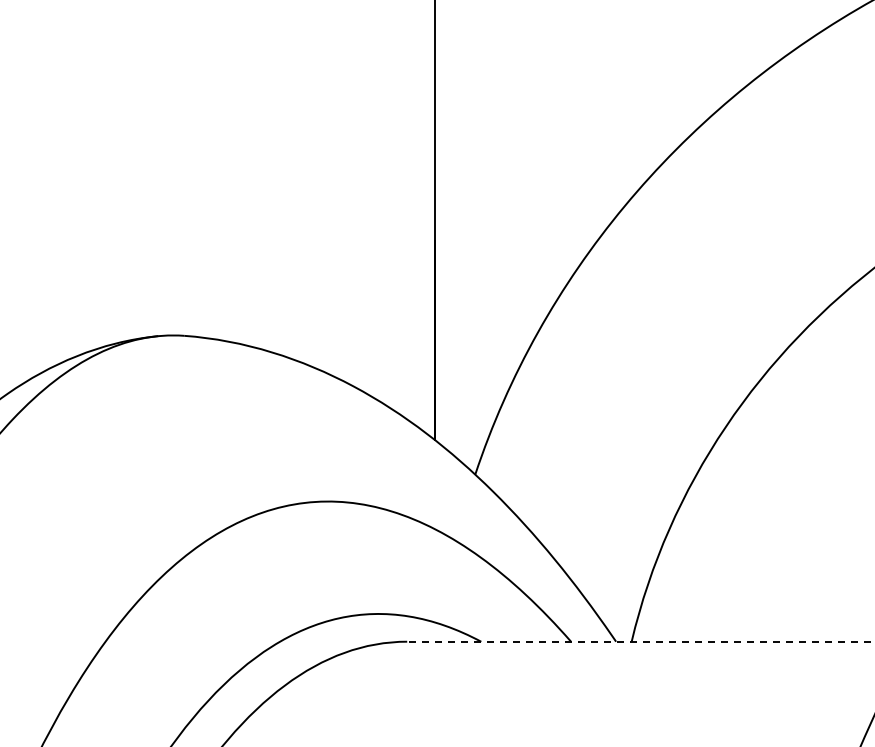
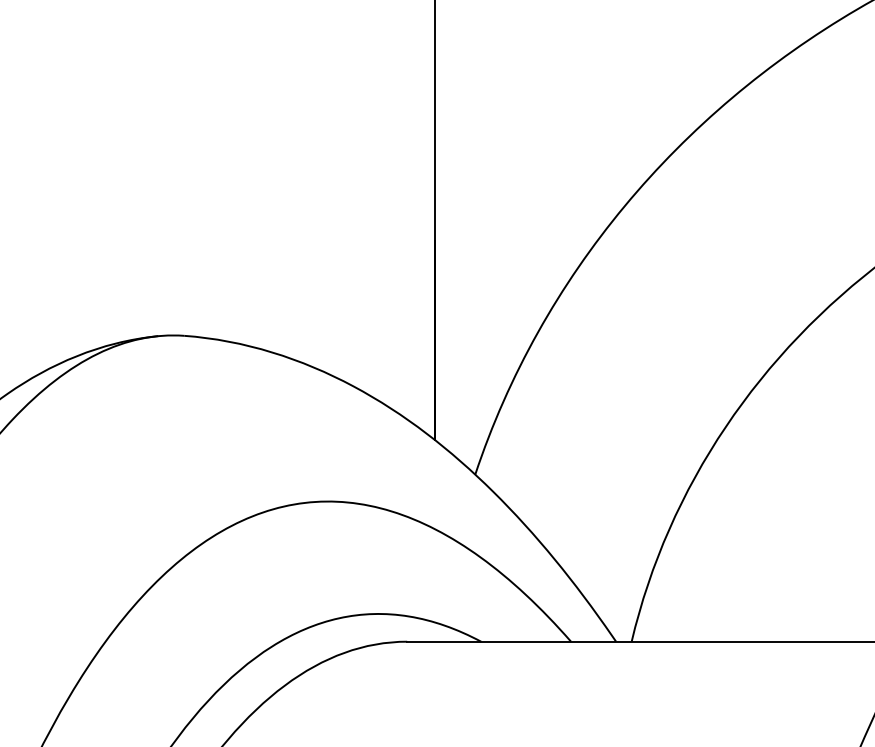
line: dashed -> solid (640, 641)
